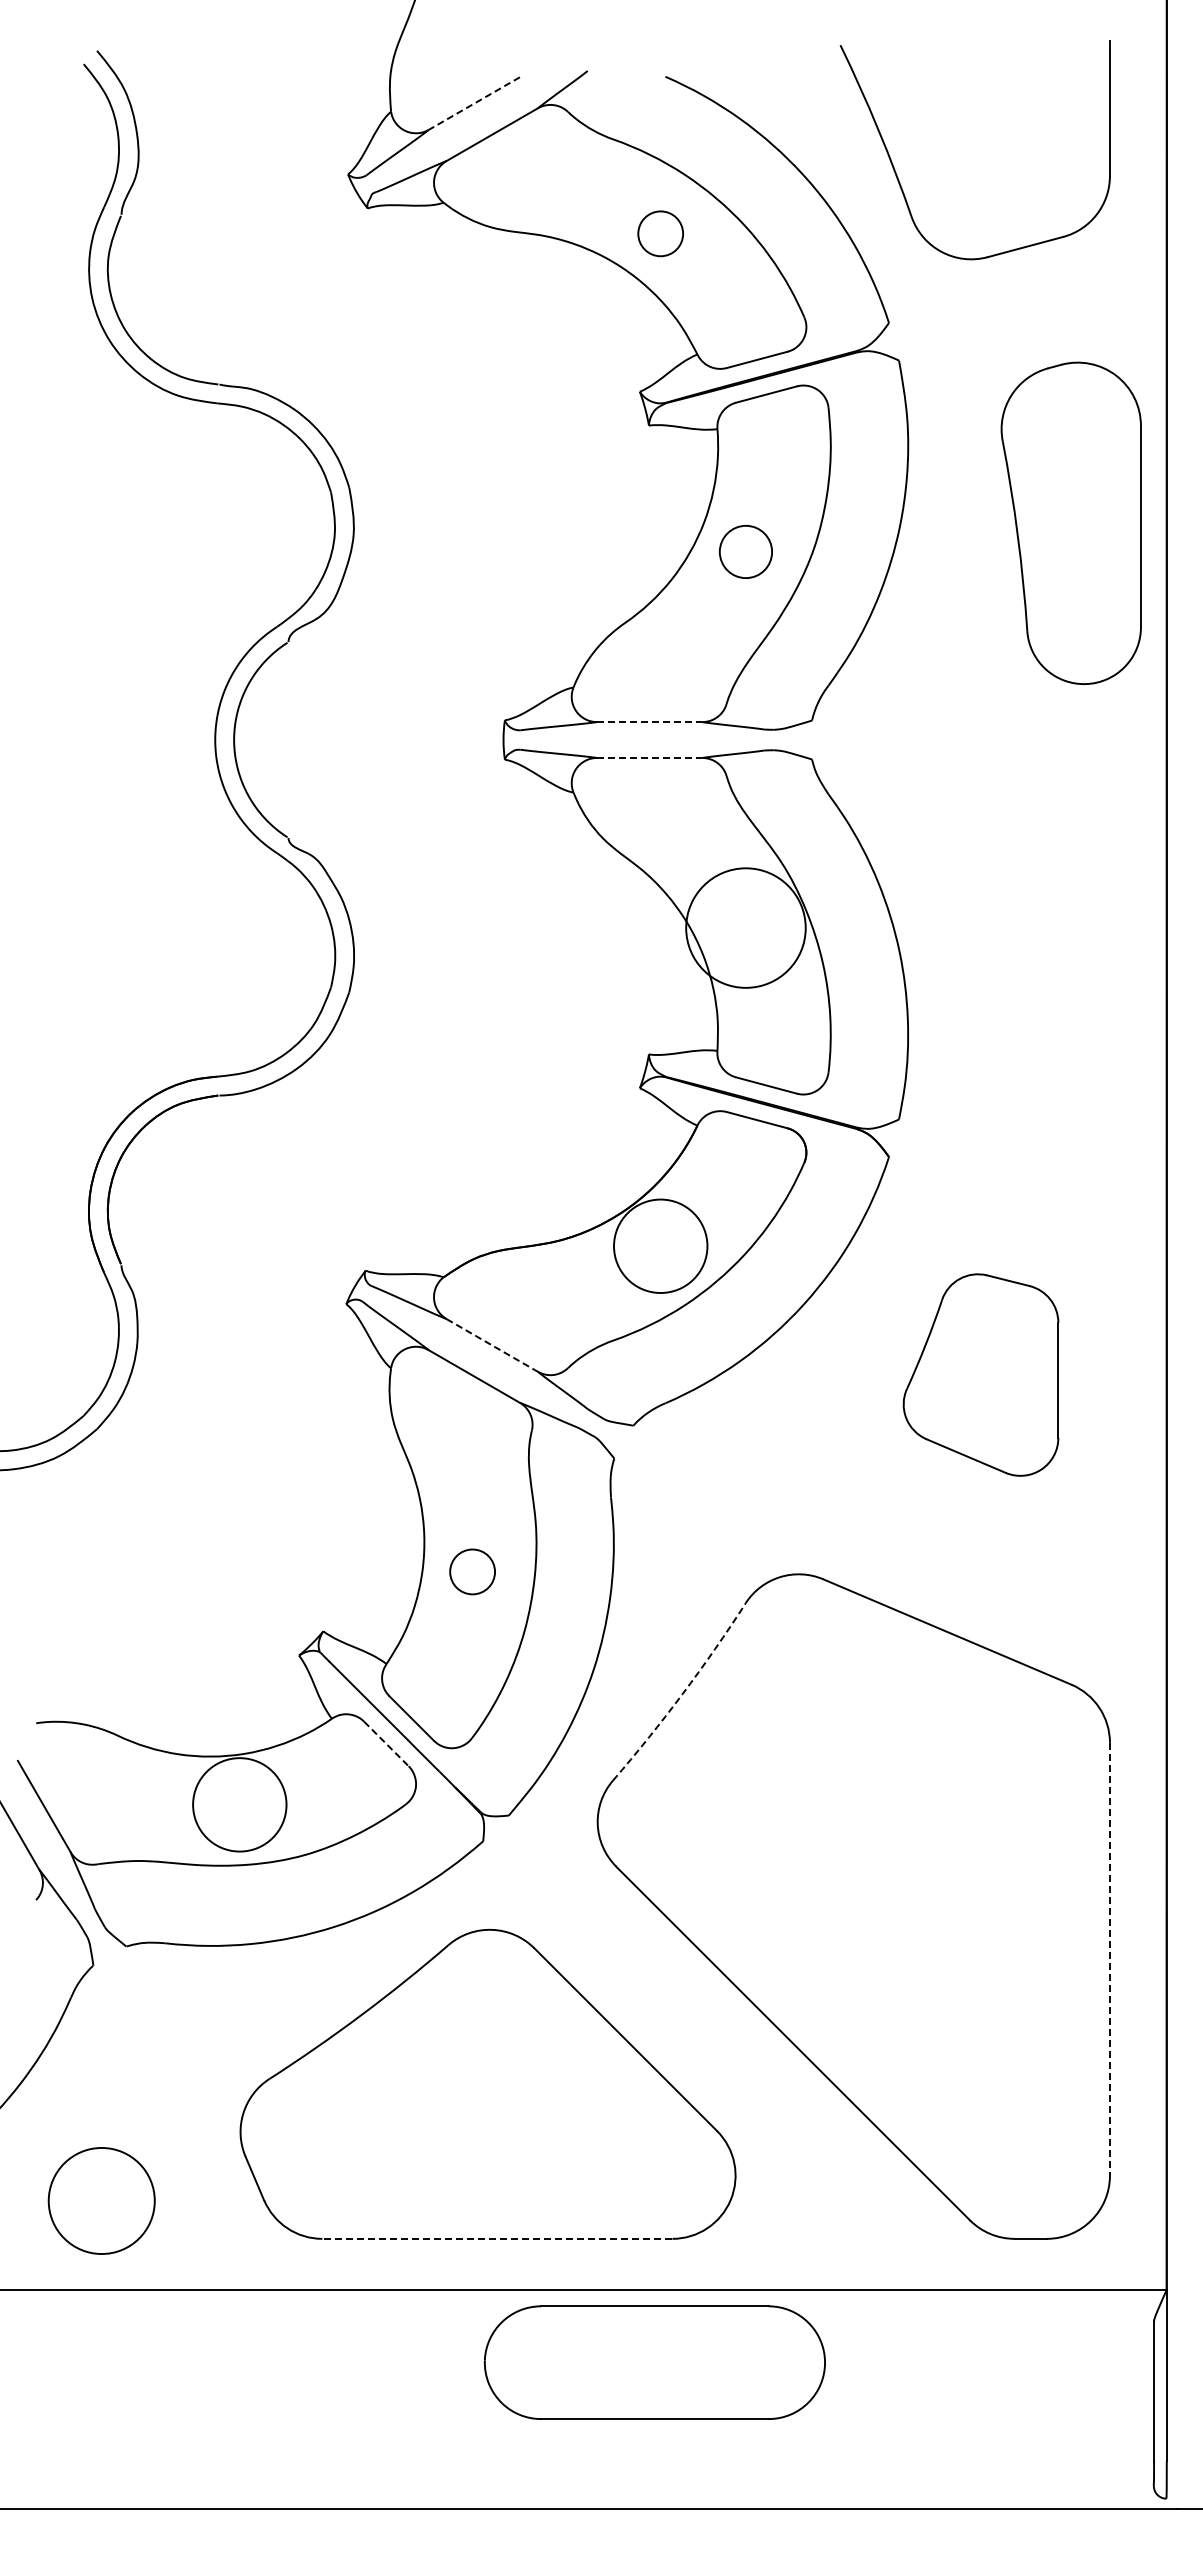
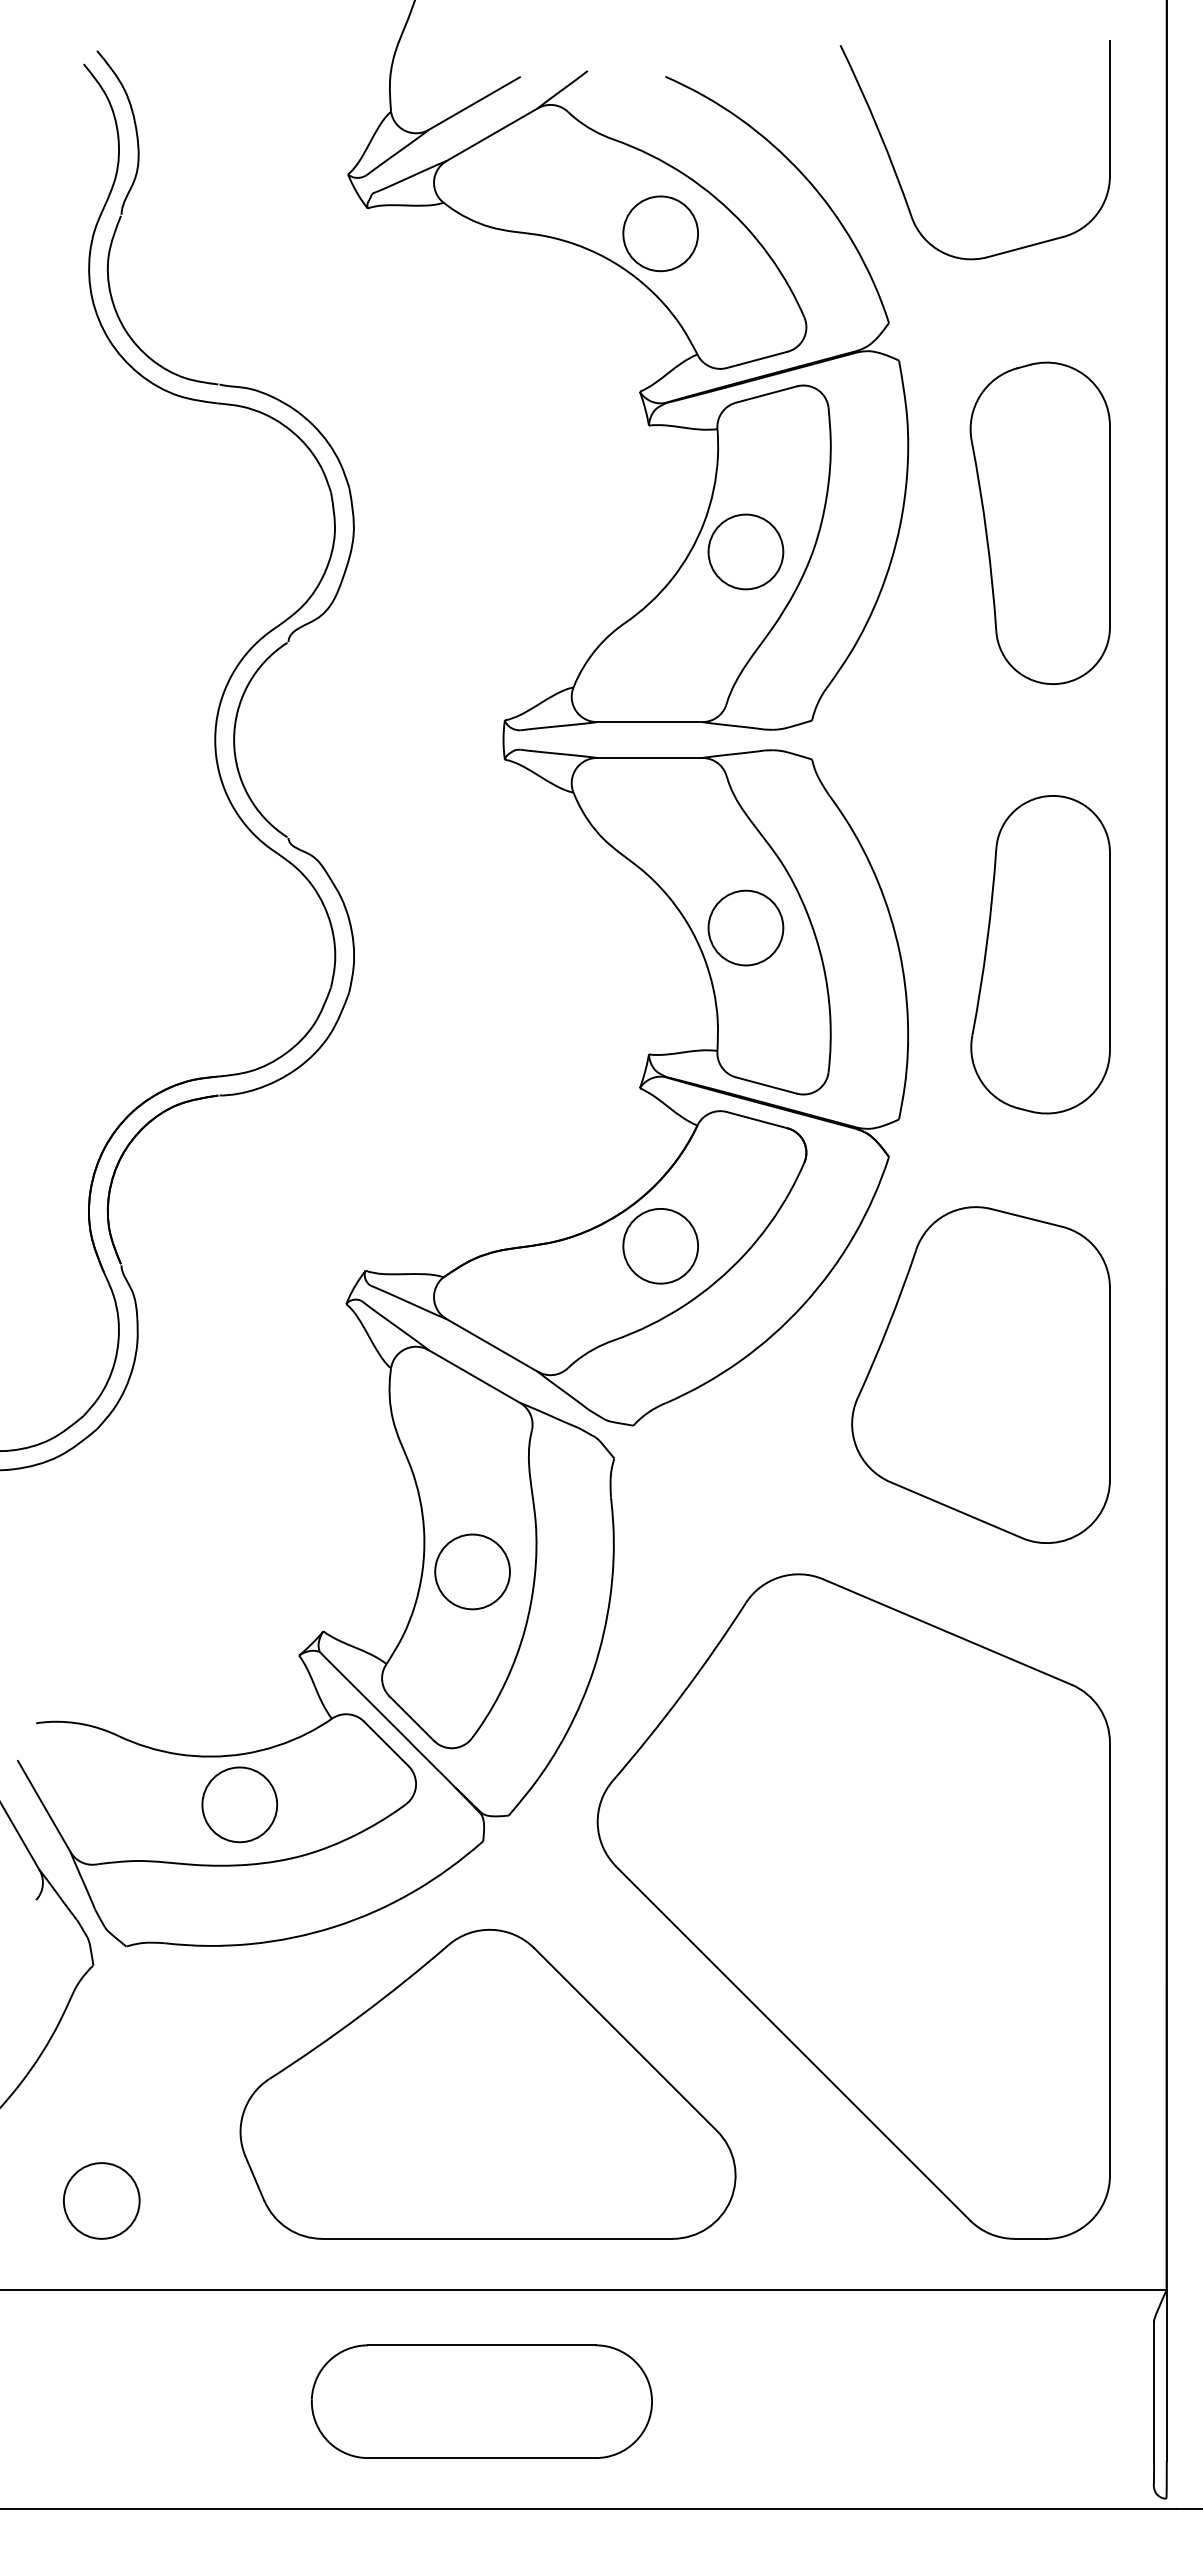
line: dashed -> solid (474, 103)
circle diameter: 45 px -> 75 px (660, 233)
part position: (1070, 522) -> (1039, 522) (1039, 522)
circle diameter: 52 px -> 75 px (745, 551)
line: dashed -> solid (649, 722)
line: dashed -> solid (649, 757)
circle diameter: 120 px -> 75 px (745, 927)
part: none -> present (1040, 954)
circle diameter: 93 px -> 75 px (660, 1245)
line: dashed -> solid (492, 1345)
part size: 158x204 px -> 260x338 px (980, 1374)
circle diameter: 45 px -> 75 px (472, 1571)
arc: dashed -> solid (682, 1694)
line: dashed -> solid (386, 1744)
circle diameter: 93 px -> 75 px (239, 1804)
line: dashed -> solid (1109, 1959)
circle diameter: 106 px -> 76 px (101, 2200)
line: dashed -> solid (496, 2238)
part position: (654, 2362) -> (481, 2401) (481, 2401)
